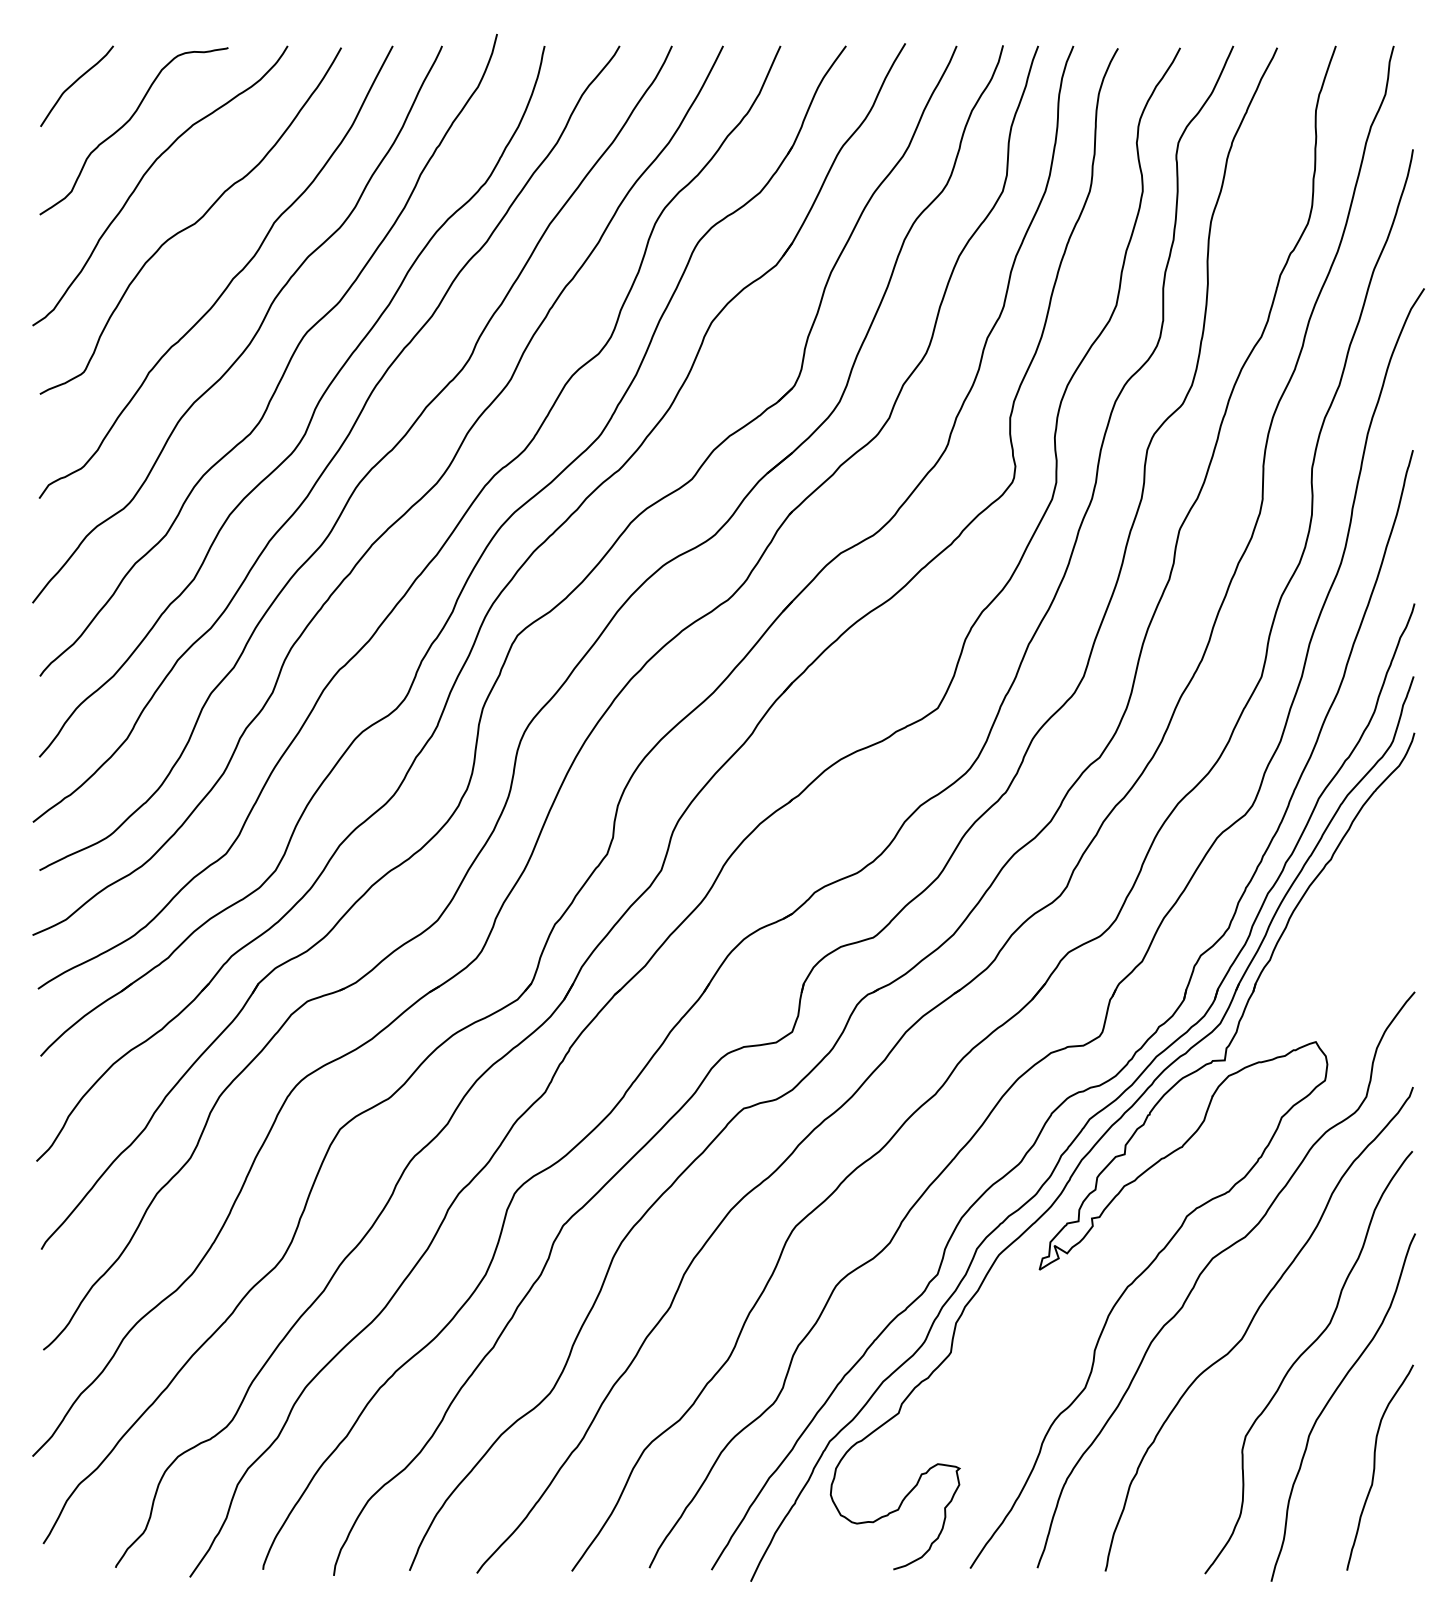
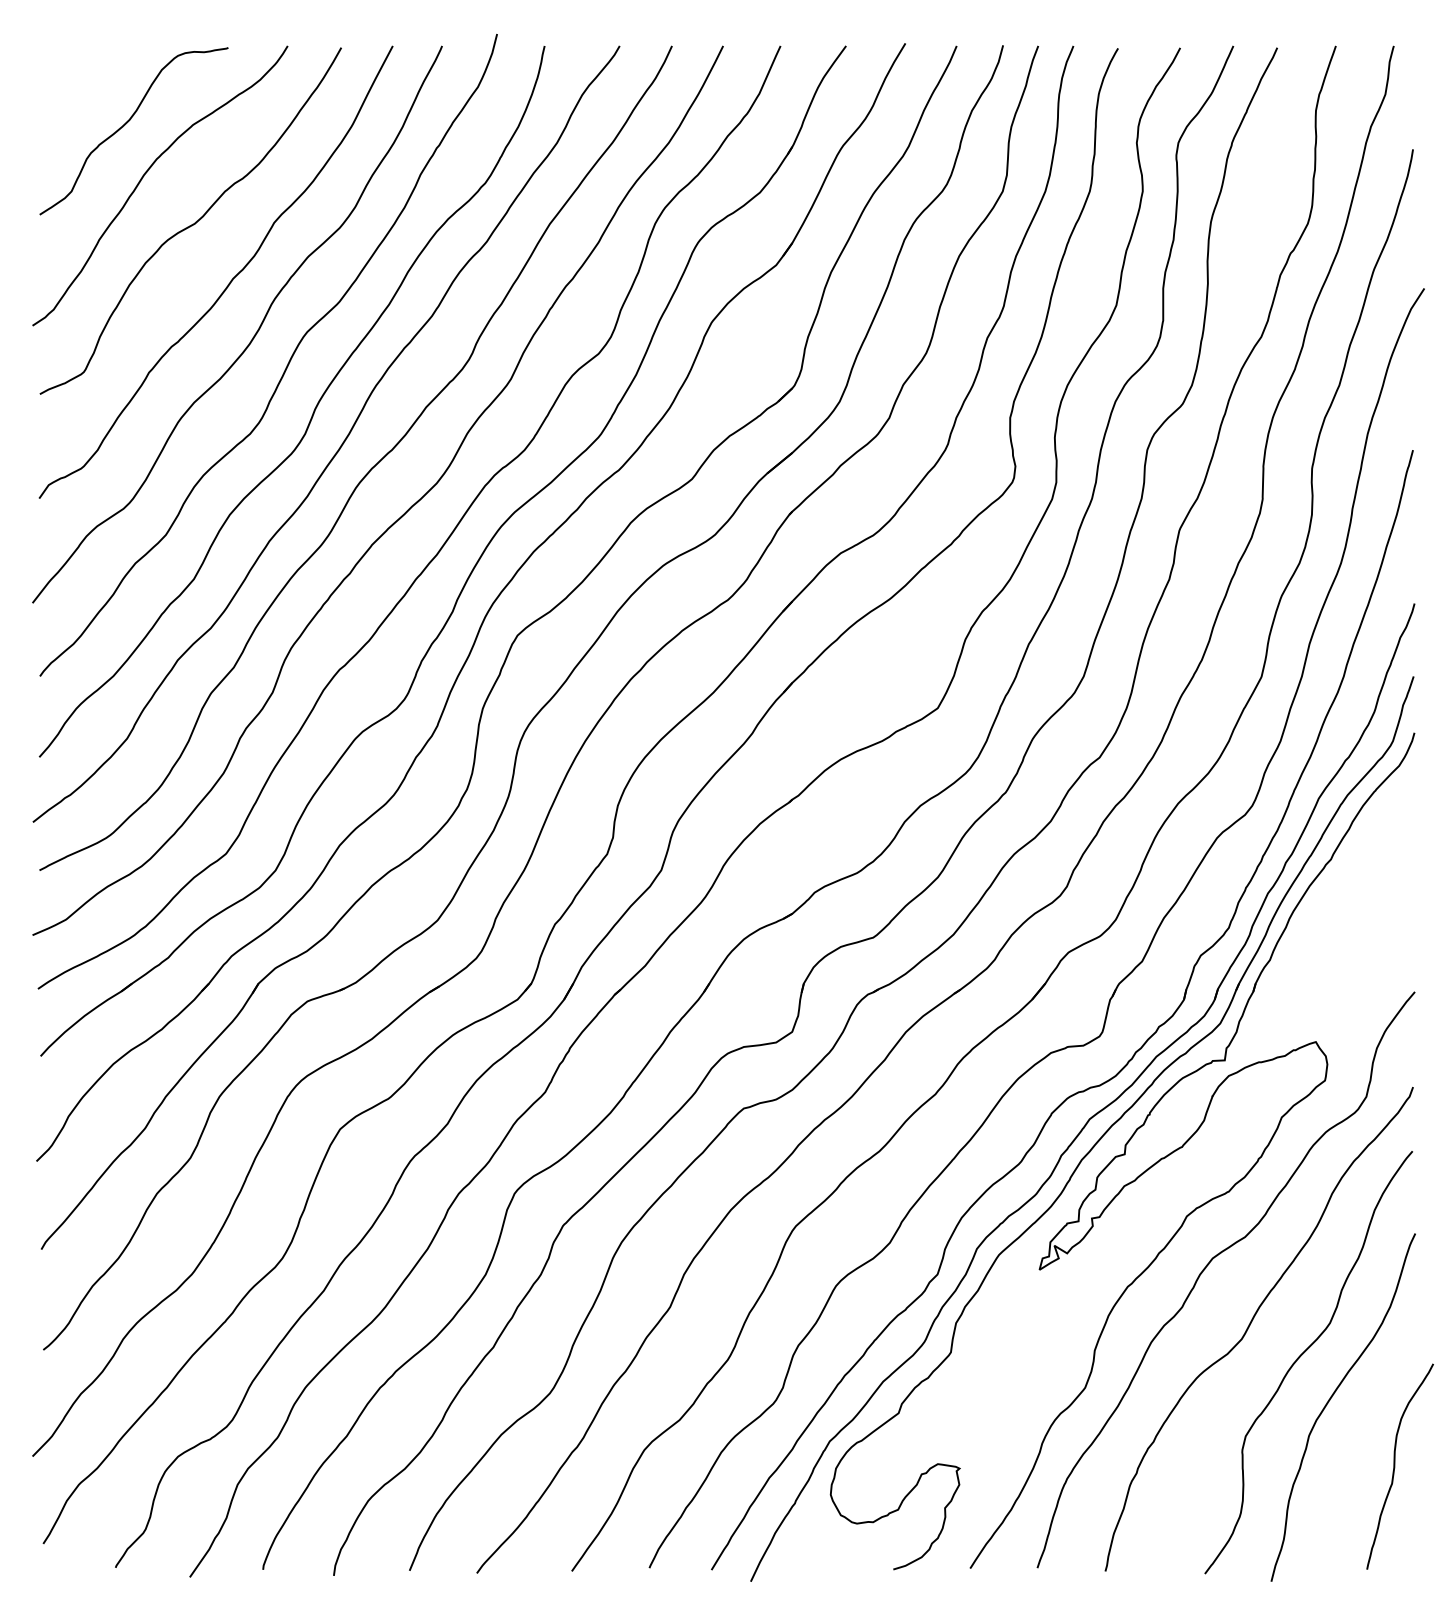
curve: present -> none (75, 83)
curve position: (1375, 1467) -> (1395, 1466) (1395, 1466)
